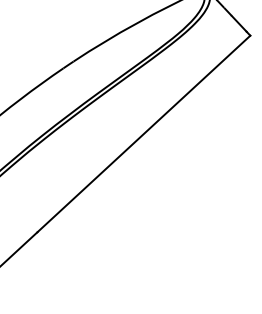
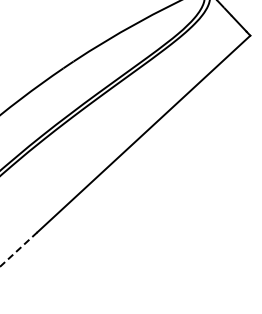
line: solid -> dashed (18, 249)
